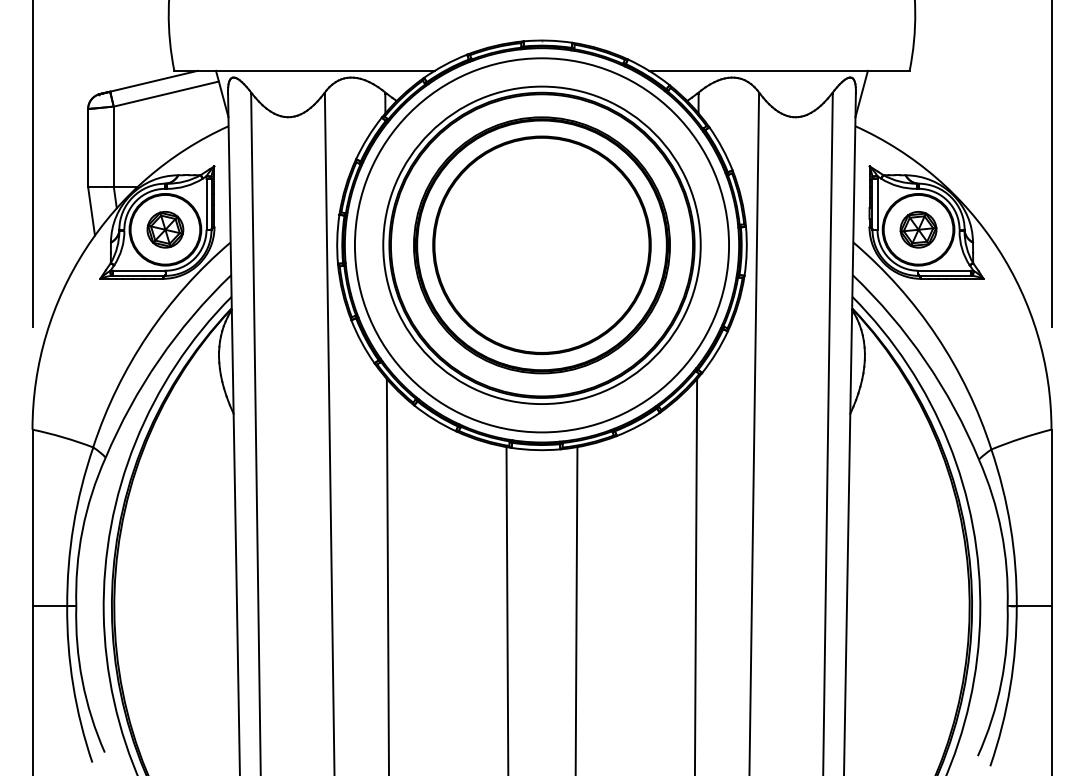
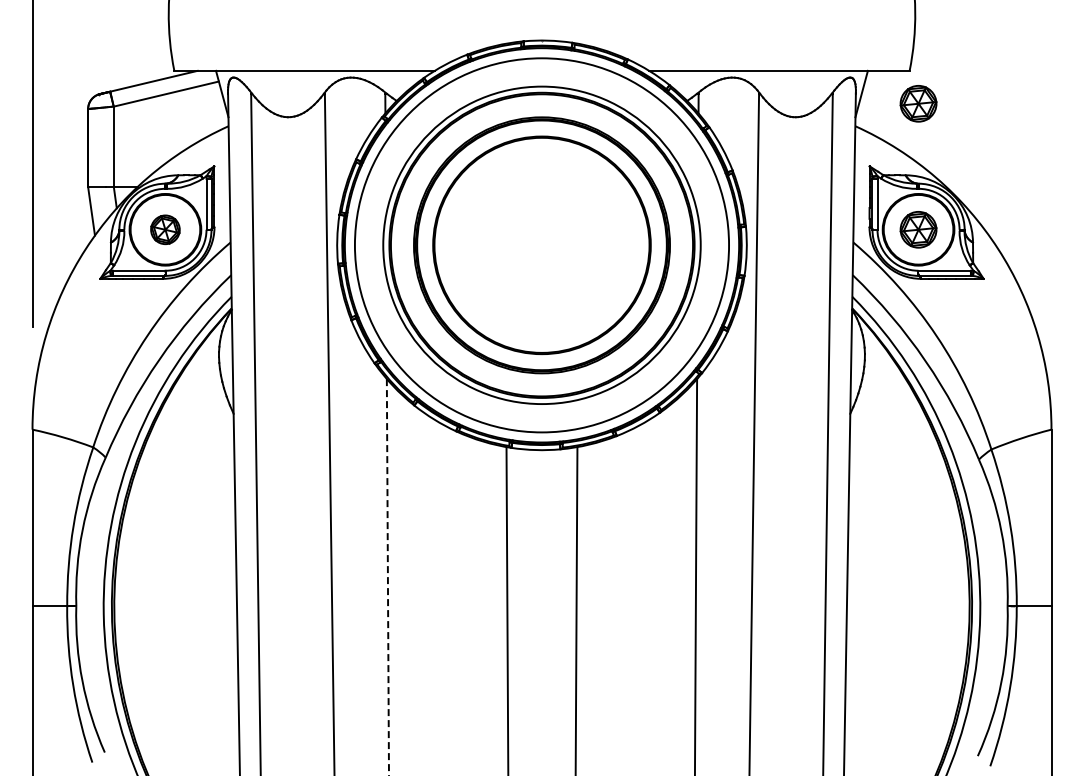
part: none -> present (918, 103)
line: present -> none (1051, 164)
part size: 39x38 px -> 31x32 px (165, 229)
line: solid -> dashed (387, 577)
